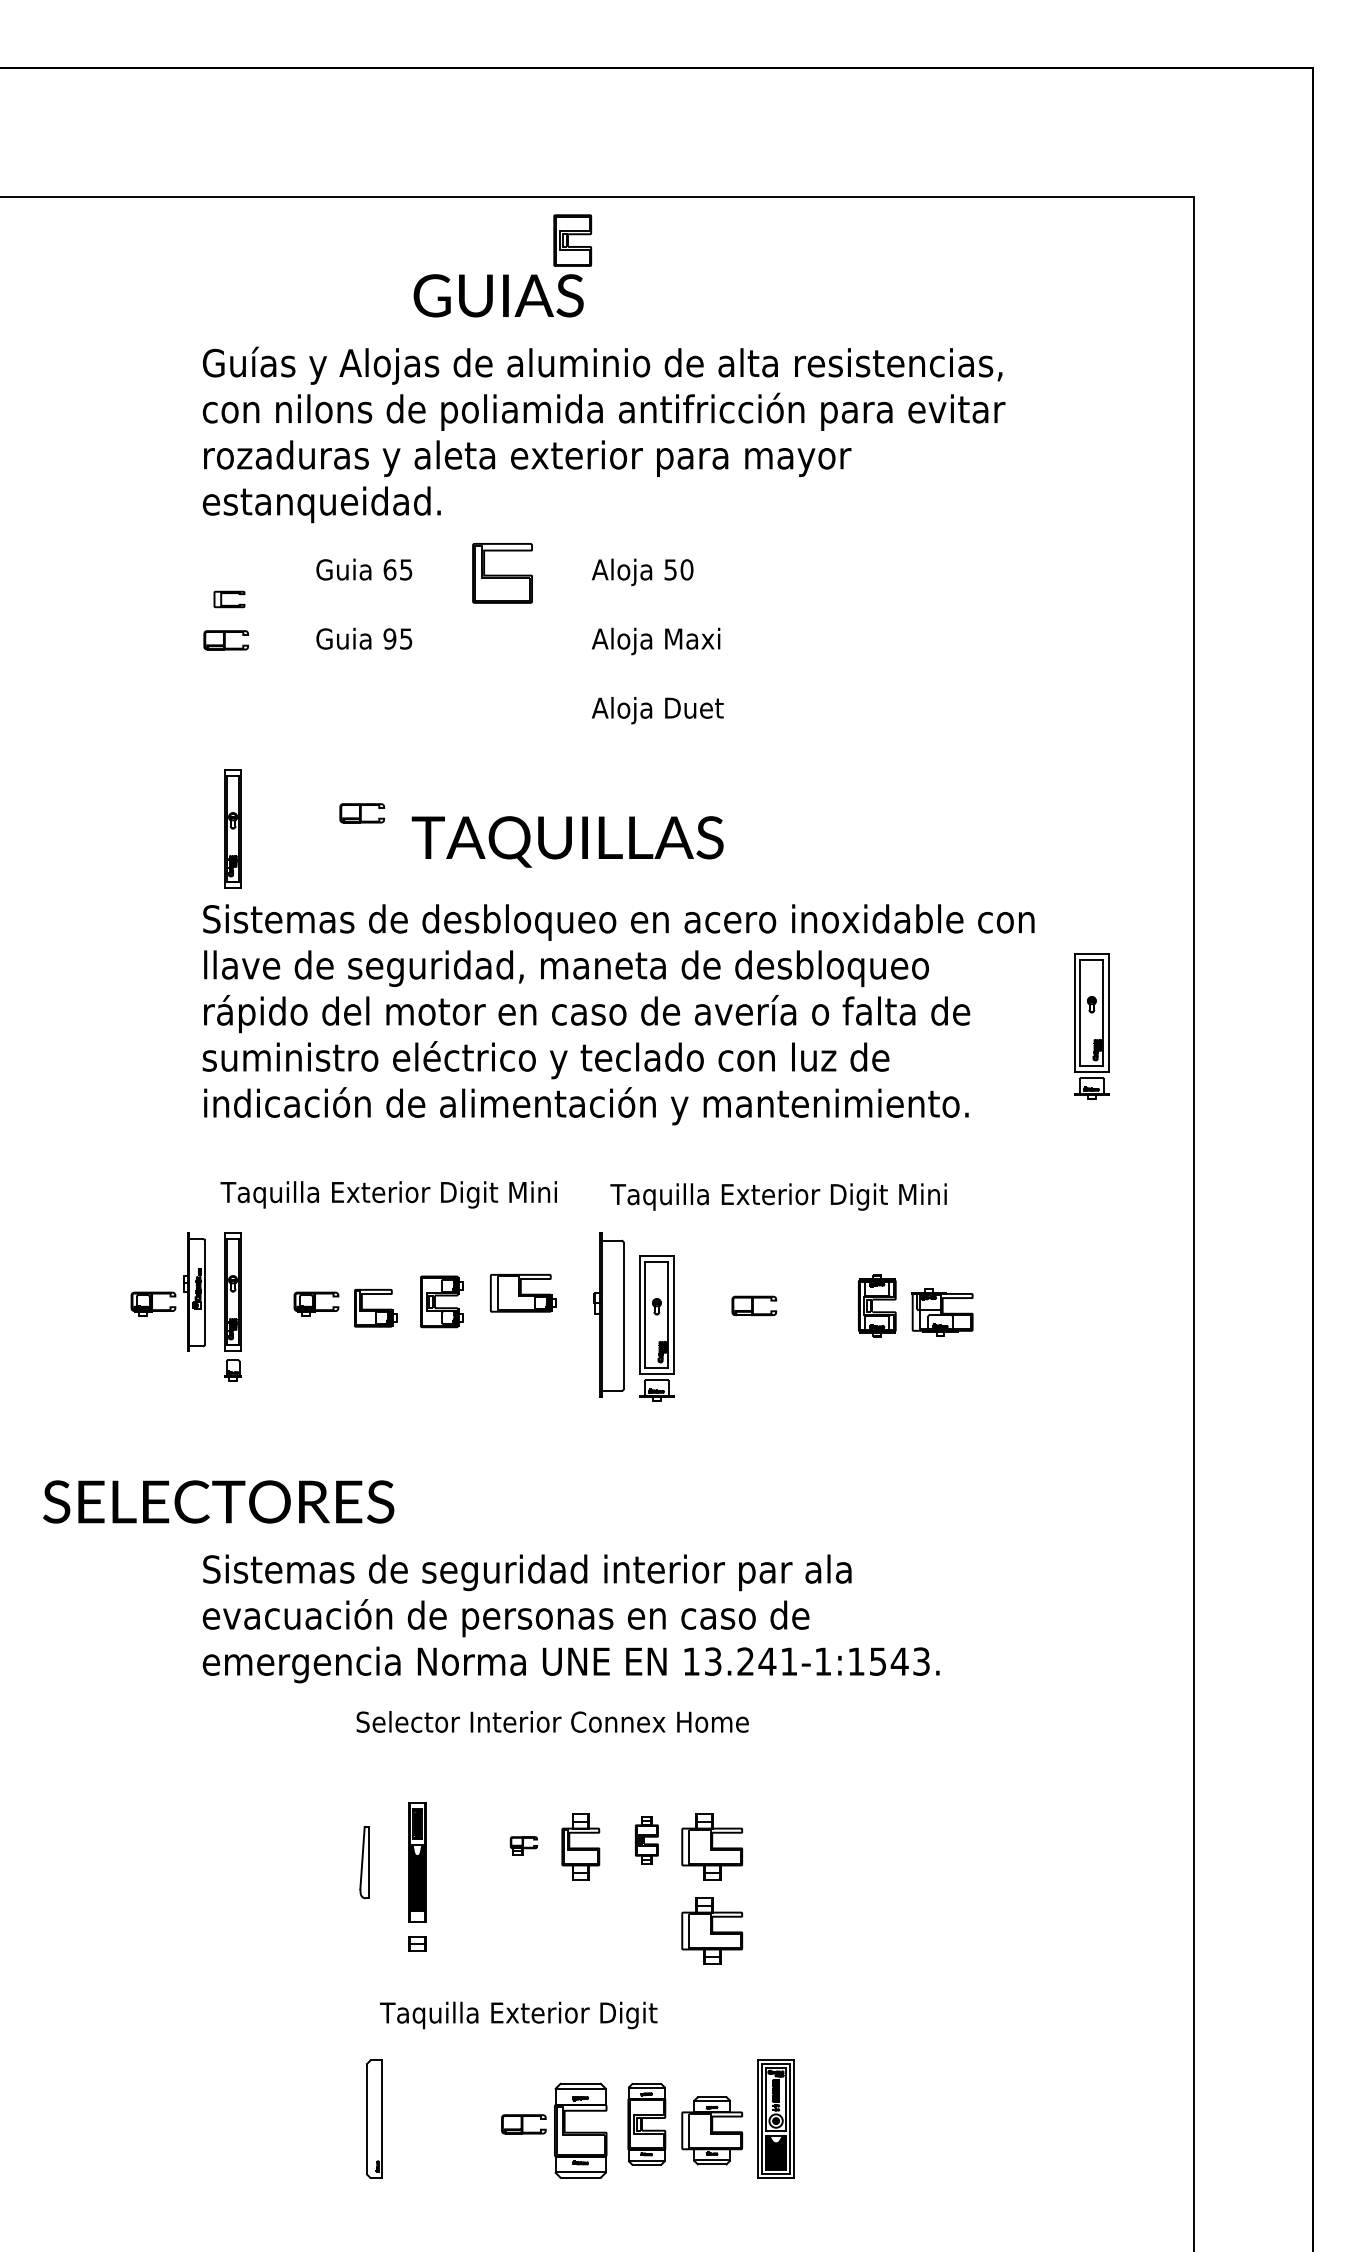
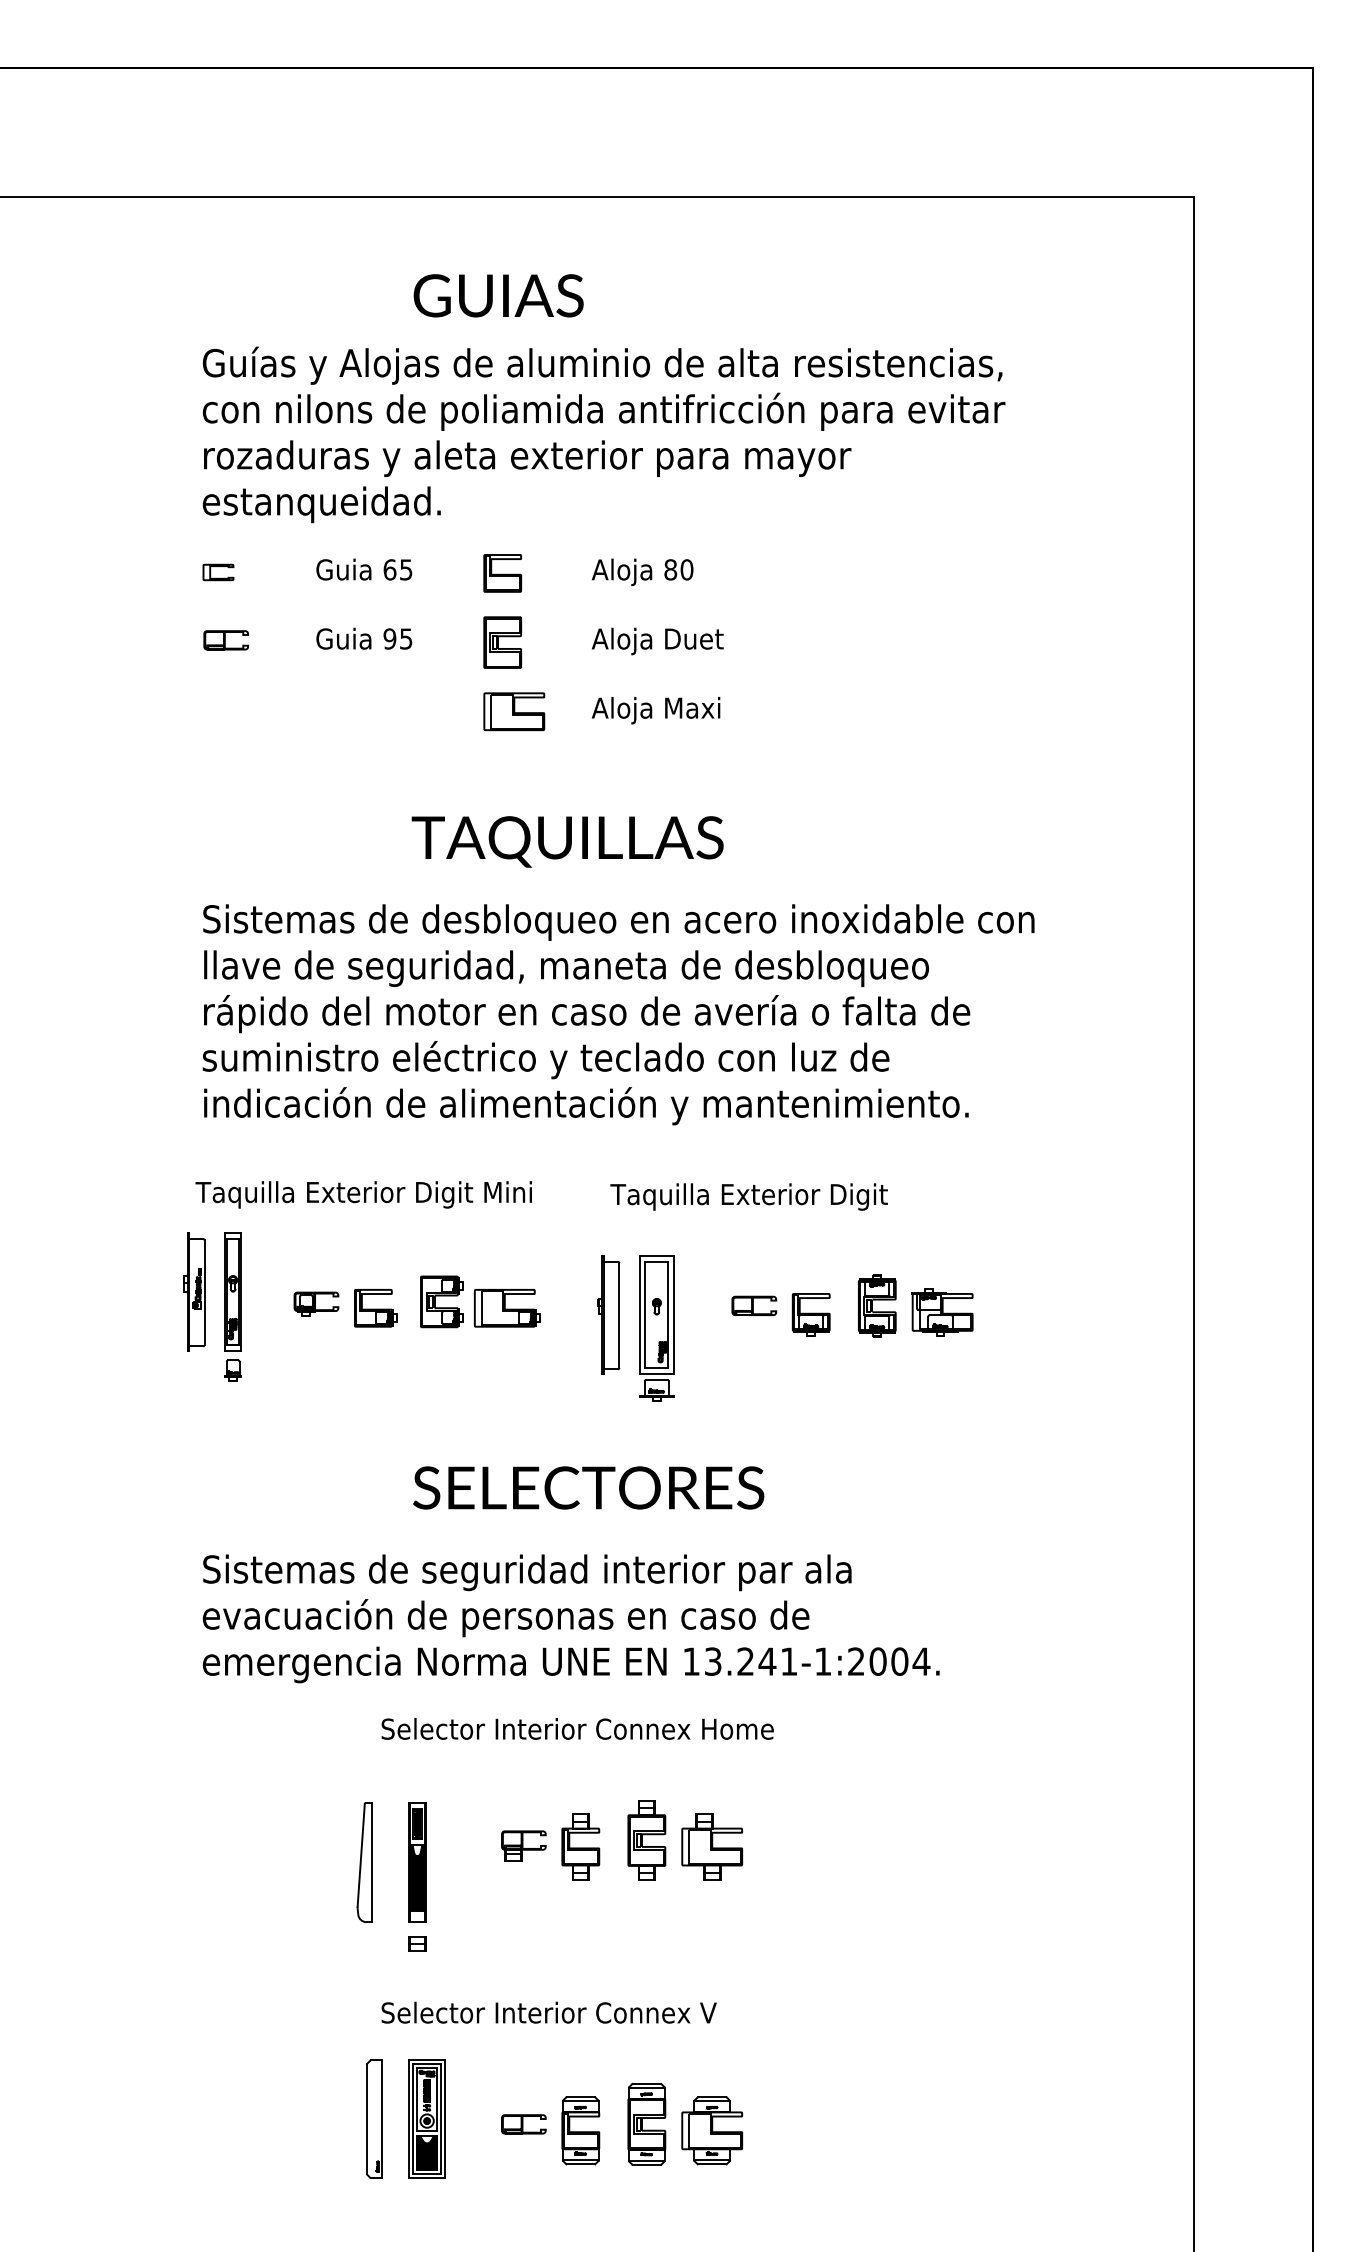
part position: (572, 240) -> (502, 642) (502, 642)
text: 50 -> 80 (670, 569)
part size: 61x61 px -> 40x39 px (502, 573)
part position: (229, 599) -> (218, 572) (218, 572)
text: Aloja Maxi -> Aloja Duet (695, 638)
text: Aloja Duet -> Aloja Maxi (695, 707)
part: none -> present (514, 711)
part: present -> none (361, 813)
part: present -> none (232, 828)
part: present -> none (1091, 1026)
text: Taquilla Exterior Digit Mini -> Taquilla Exterior Digit (922, 1193)
text position: (388, 1194) -> (363, 1194) (363, 1194)
part position: (523, 1293) -> (507, 1308) (507, 1308)
part: present -> none (153, 1303)
part size: 32x166 px -> 24x120 px (608, 1314)
part: none -> present (810, 1314)
text position: (218, 1501) -> (588, 1487) (588, 1487)
text: 13.241-1:1543. -> 13.241-1:2004. (889, 1661)
text position: (552, 1721) -> (577, 1728) (577, 1728)
part size: 24x49 px -> 40x81 px (646, 1840)
part size: 29x20 px -> 46x32 px (523, 1845)
part size: 11x74 px -> 17x121 px (364, 1862)
part: present -> none (712, 1930)
text: Taquilla Exterior Digit -> Selector Interior Connex V (547, 2015)
part position: (775, 2118) -> (426, 2118) (426, 2118)
part size: 54x97 px -> 40x70 px (580, 2130)
